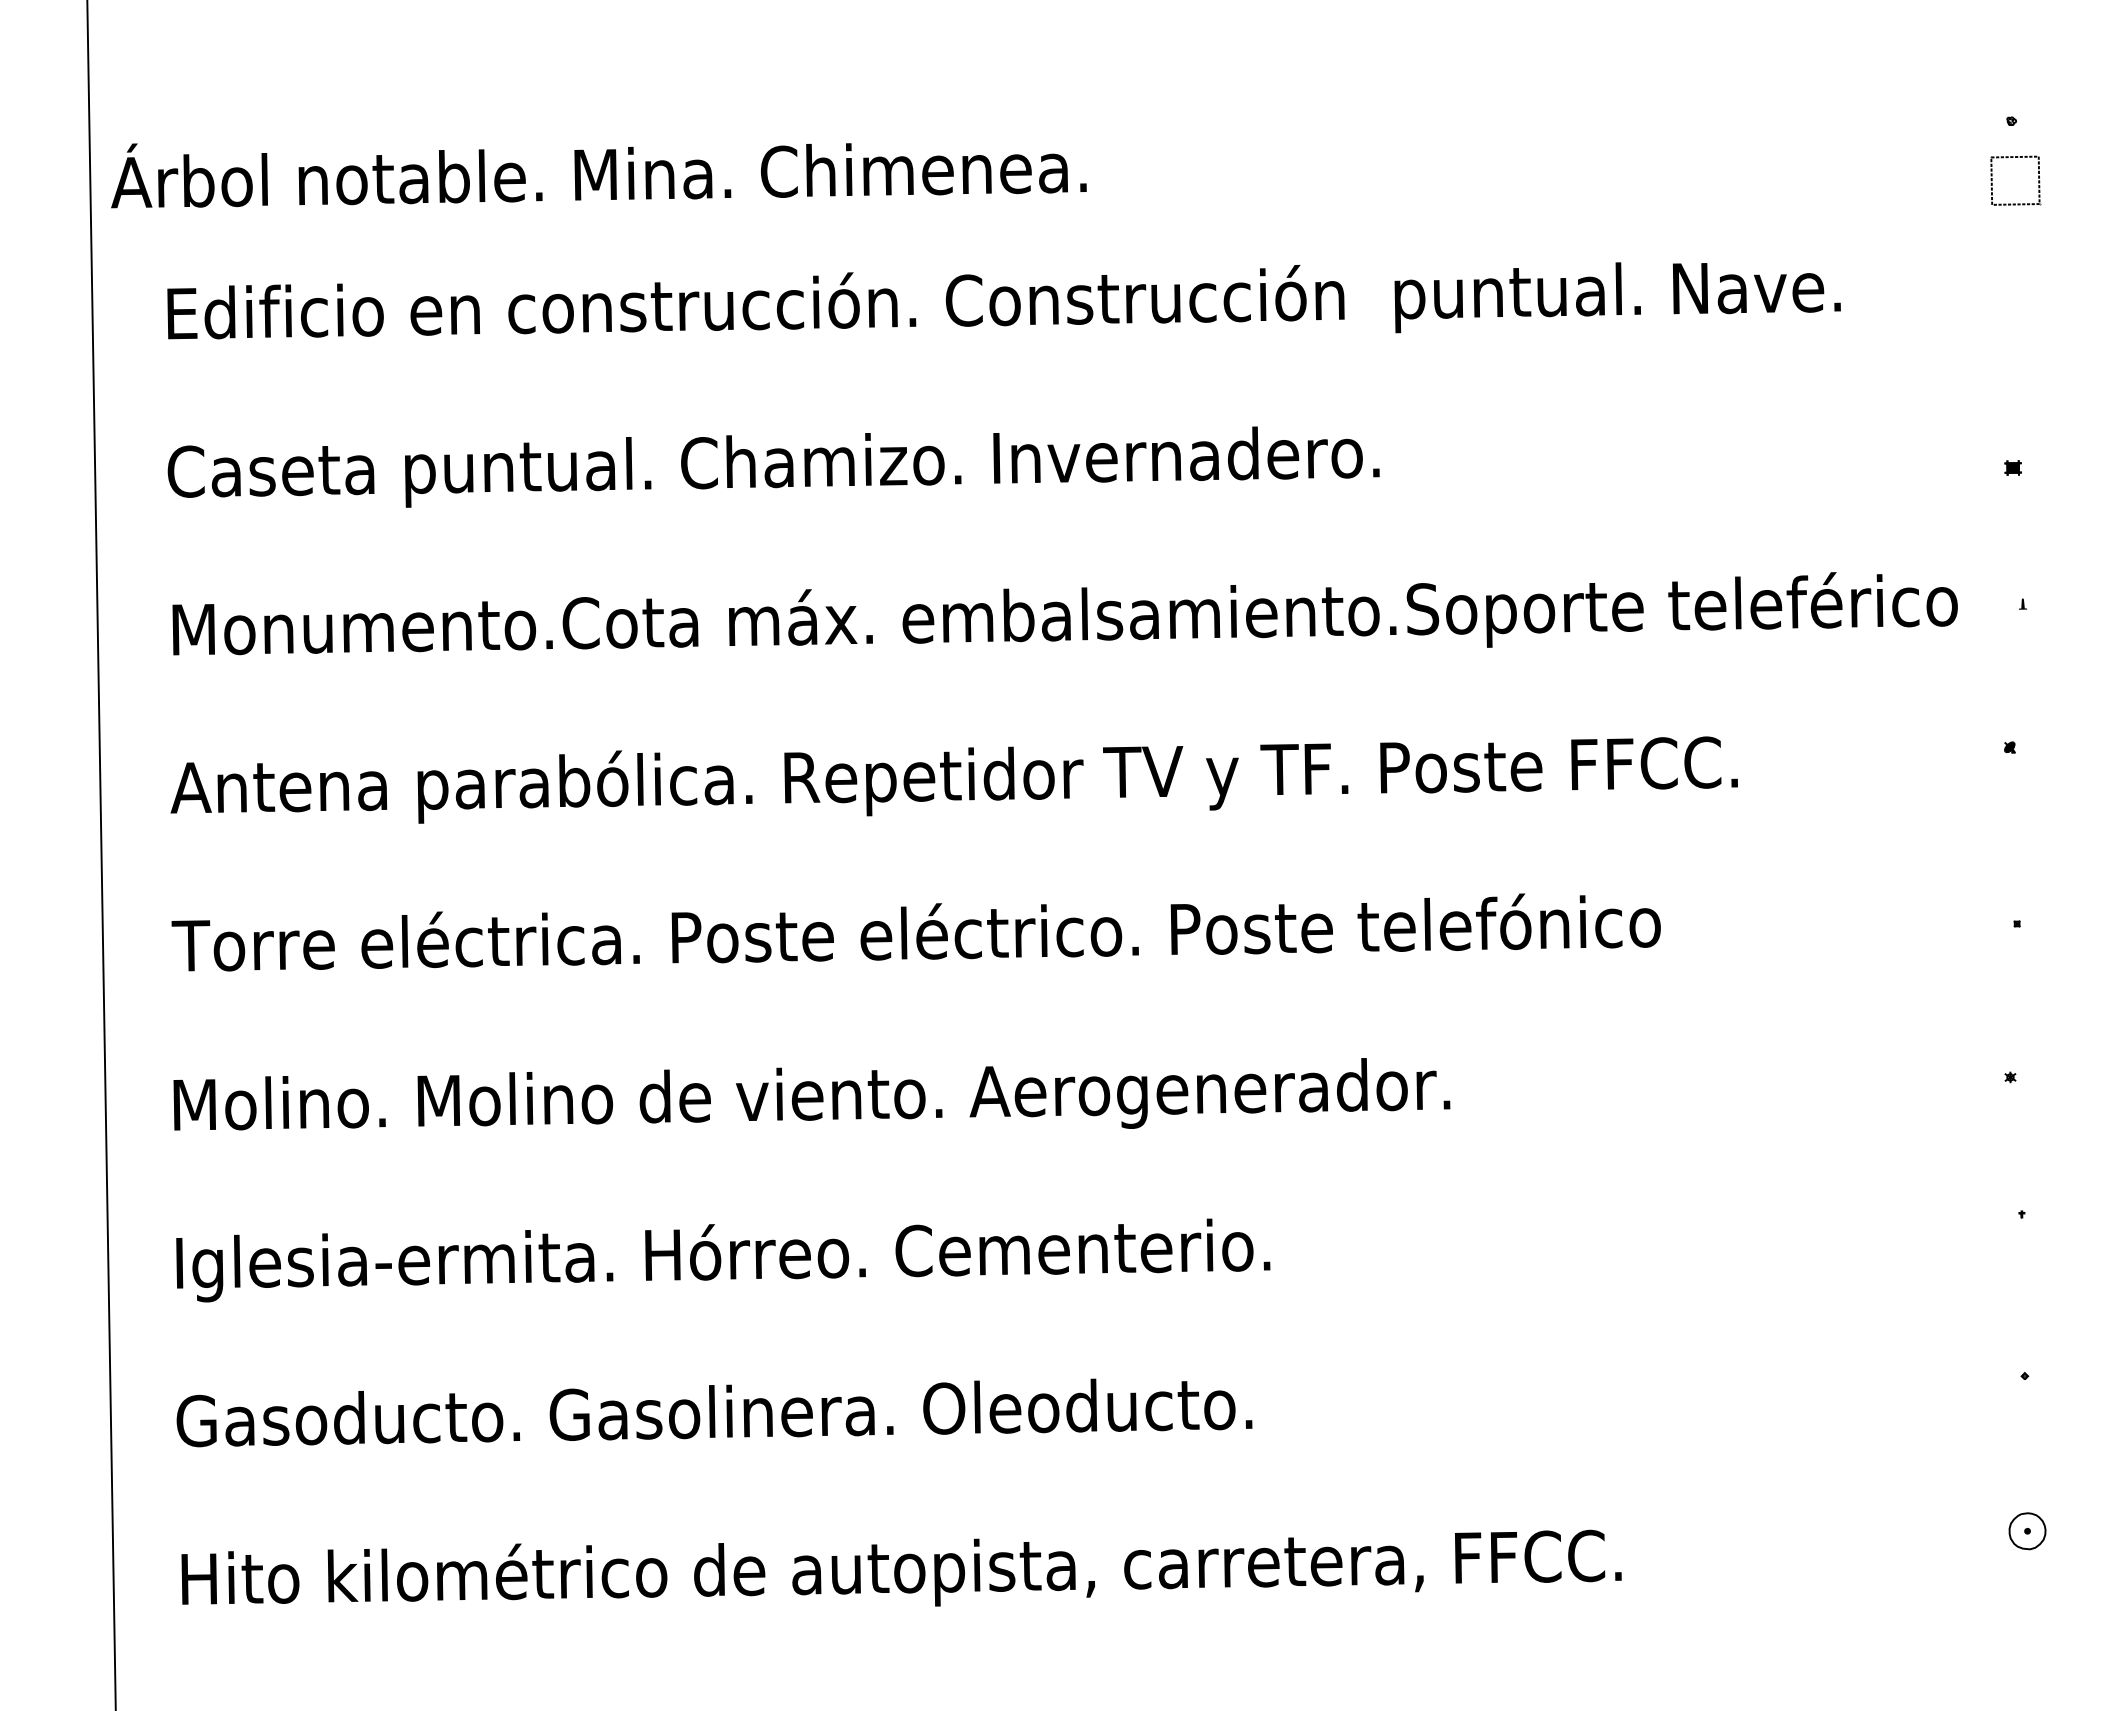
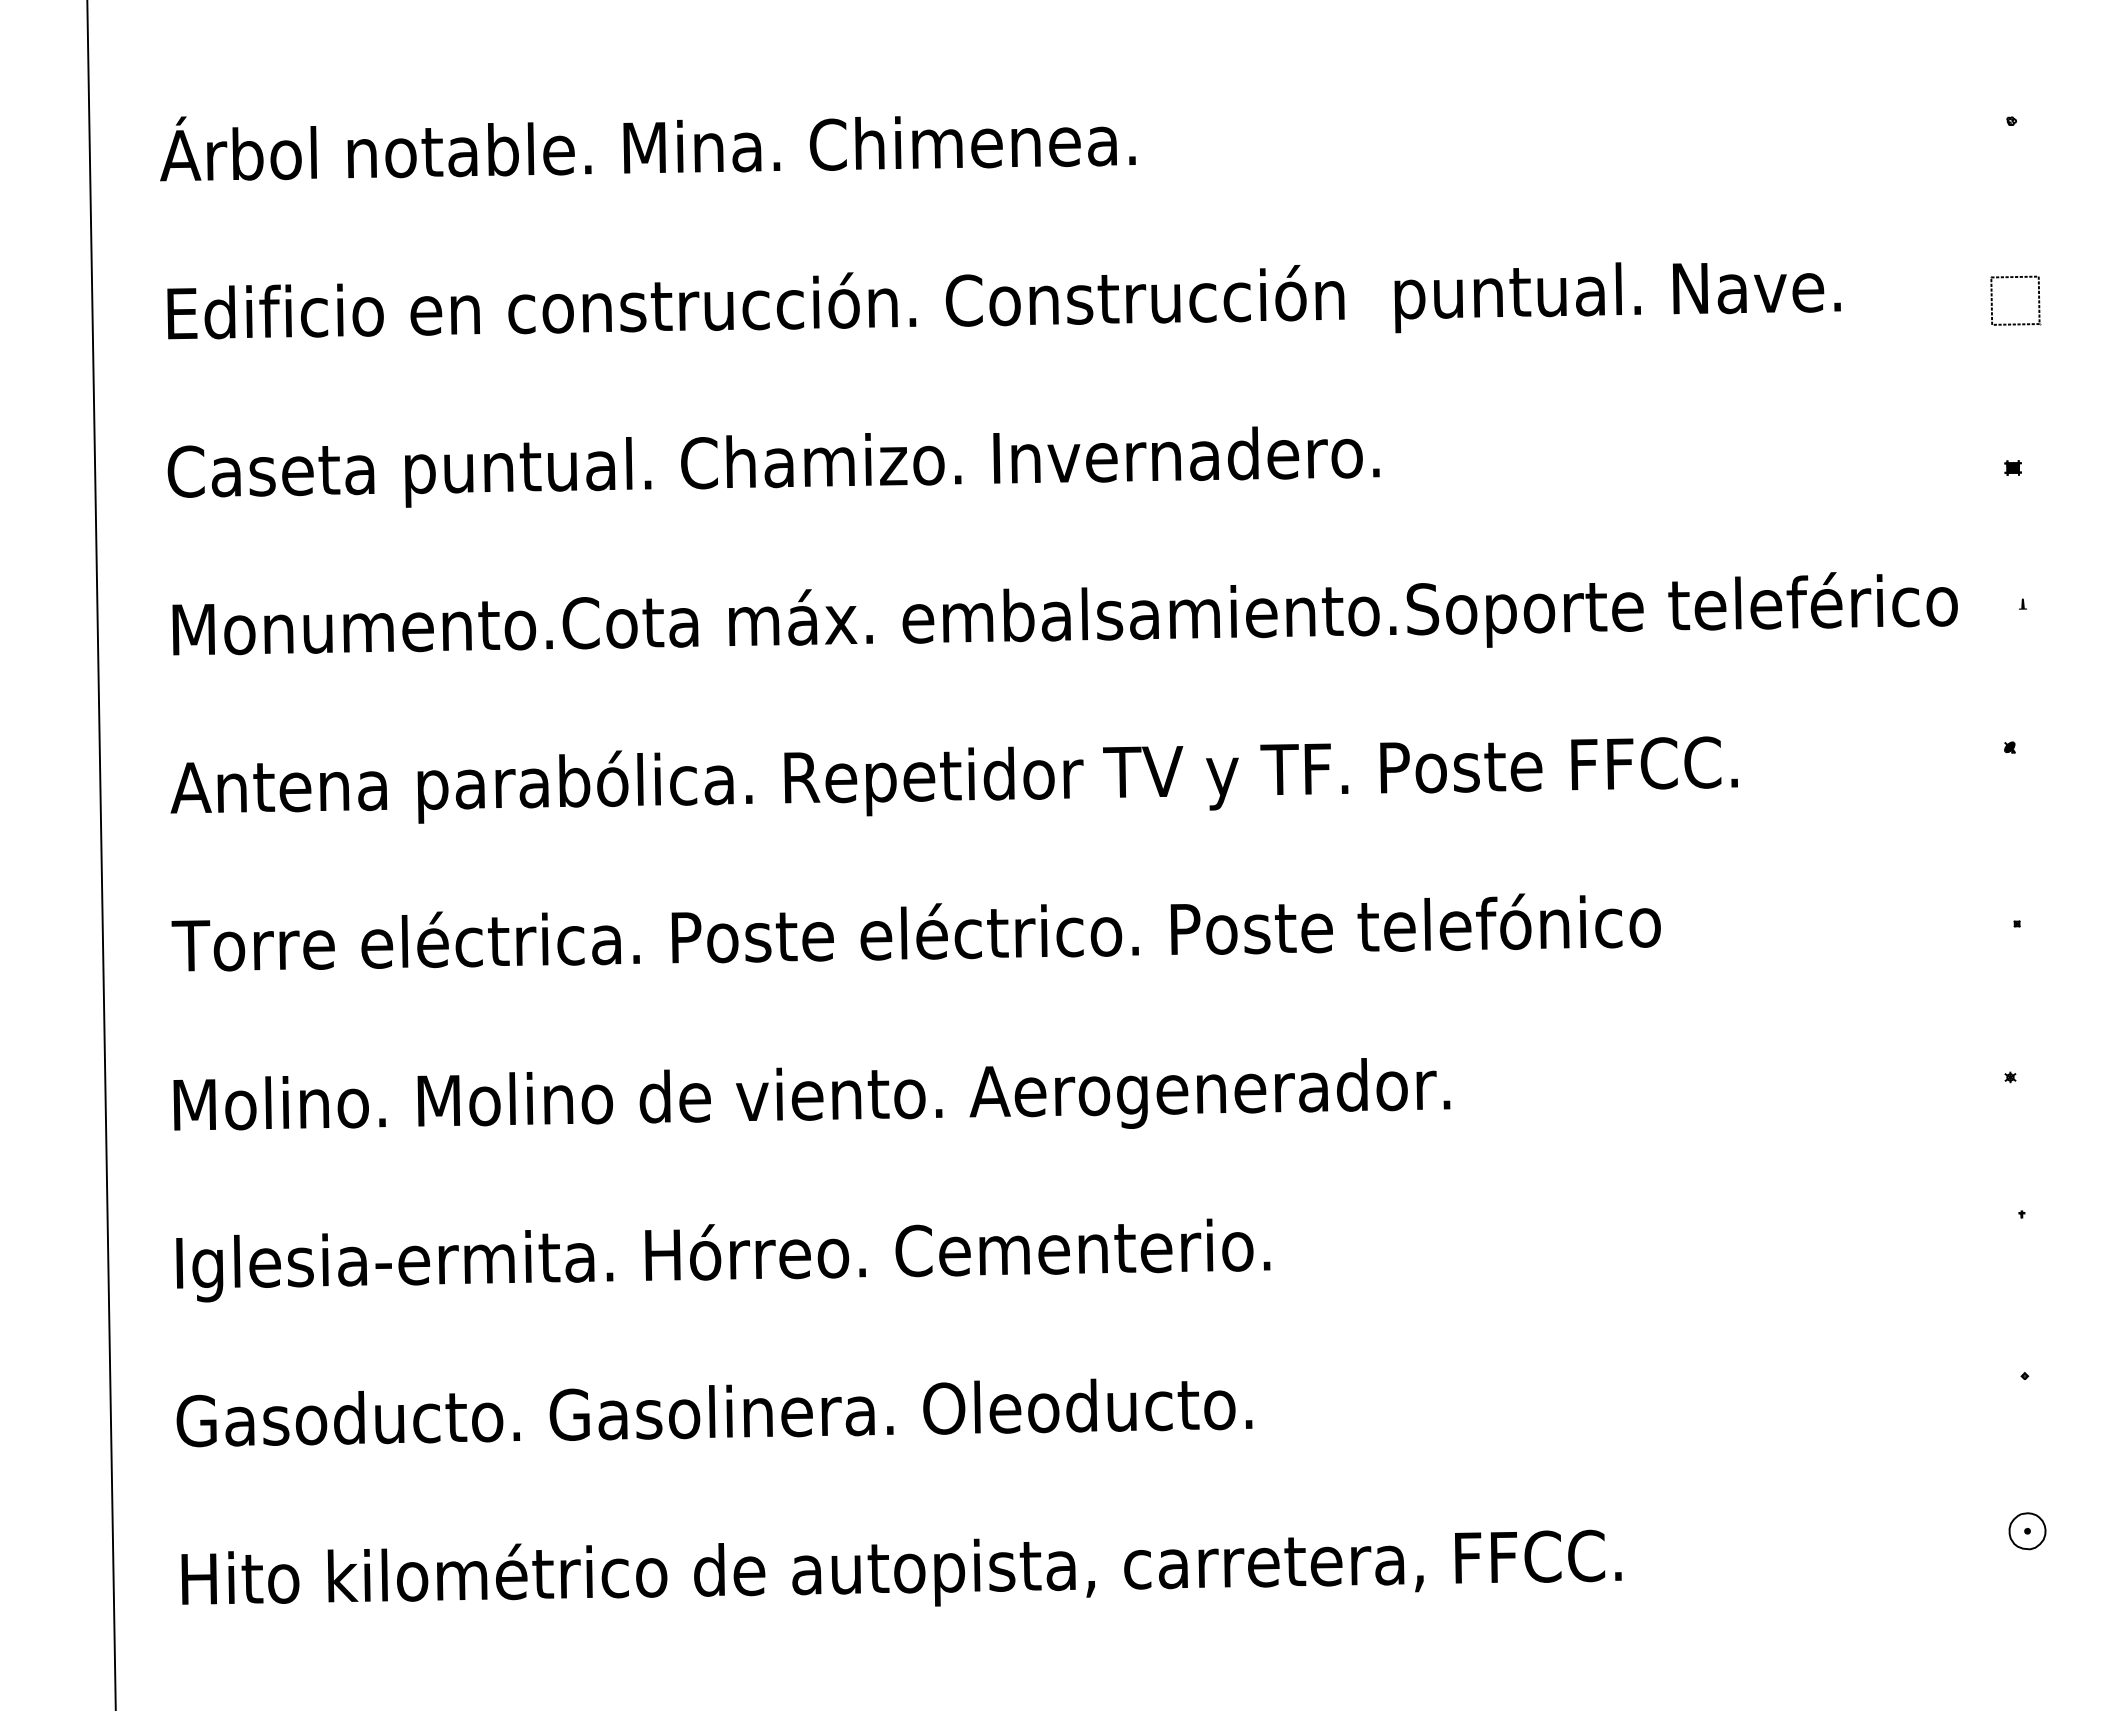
part position: (2015, 157) -> (2015, 277) (2015, 277)
text position: (598, 175) -> (647, 148) (647, 148)
